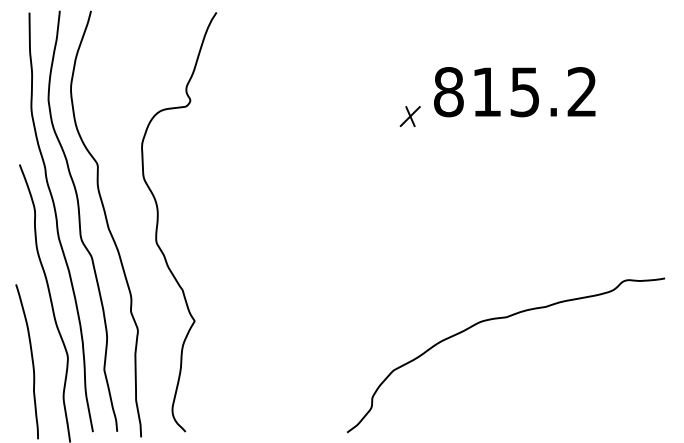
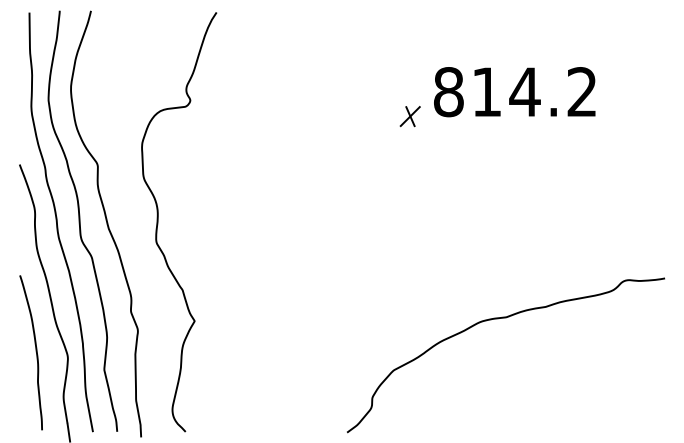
text: 815.2 -> 814.2 (524, 92)
curve position: (31, 360) -> (35, 351) (35, 351)
